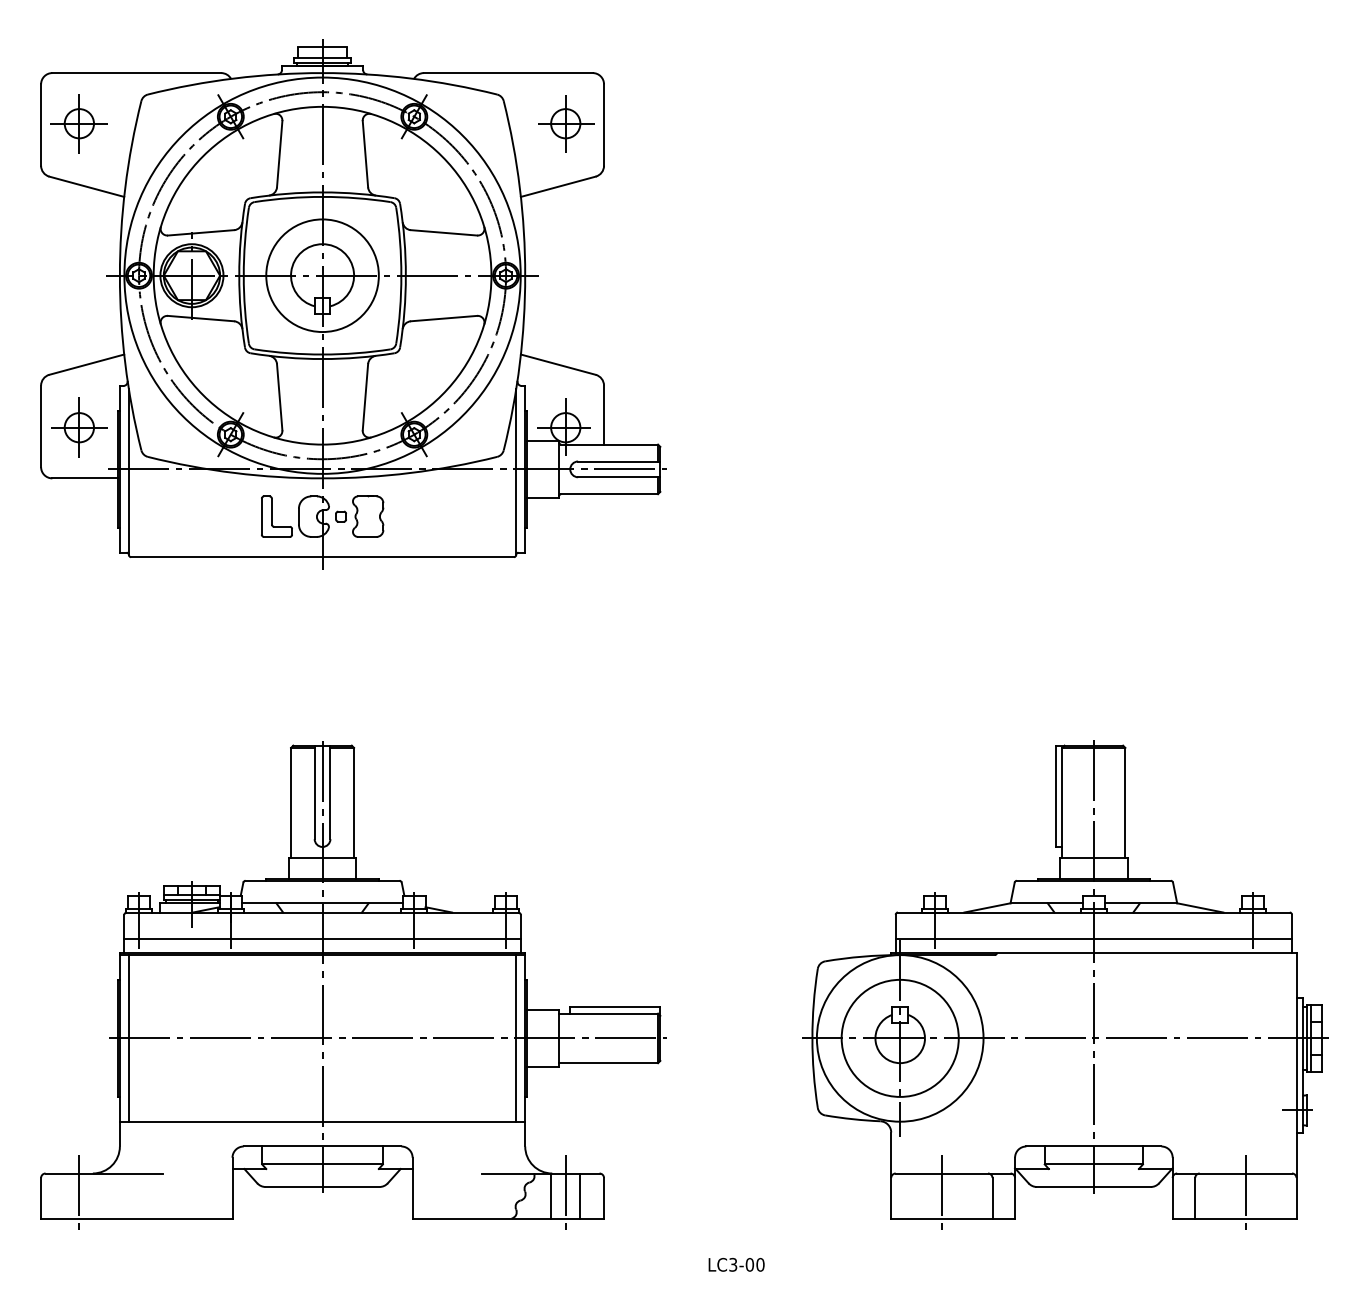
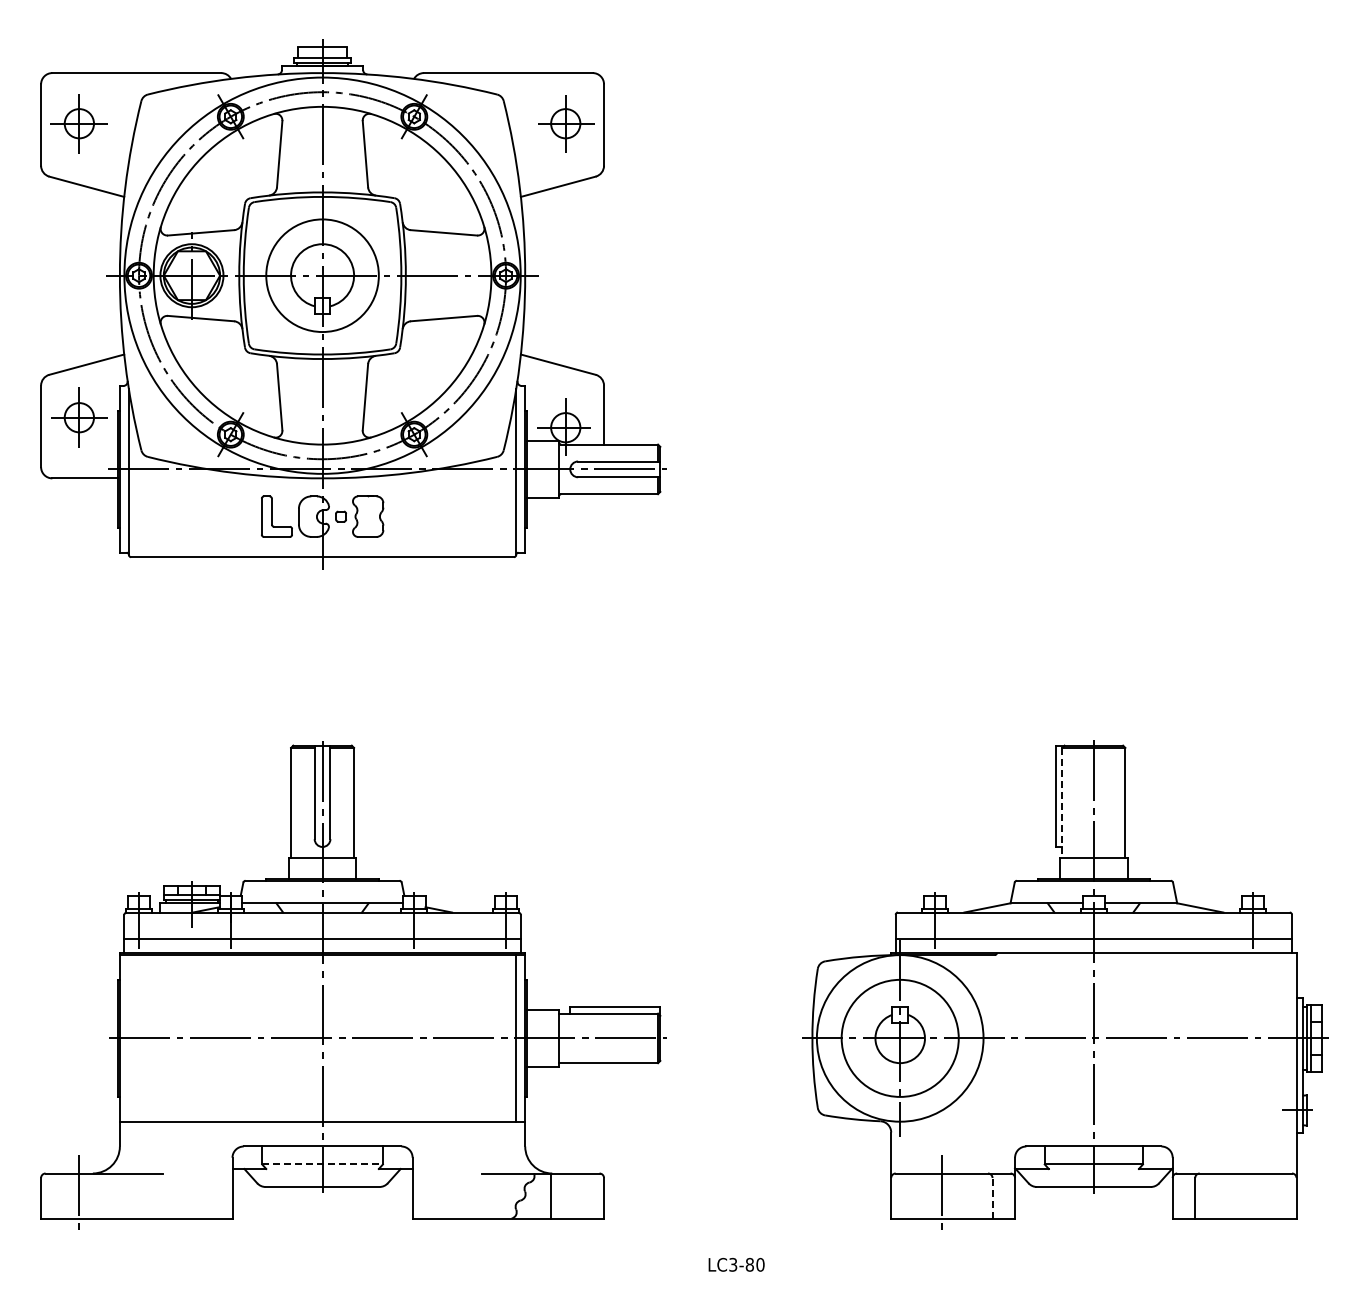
part position: (79, 427) -> (79, 417) (79, 417)
line: solid -> dashed (1062, 803)
line: present -> none (128, 1038)
line: solid -> dashed (323, 1164)
line: present -> none (565, 1195)
line: present -> none (580, 1195)
line: present -> none (1245, 1195)
line: solid -> dashed (992, 1197)
text: LC3-00 -> LC3-80 (749, 1264)
